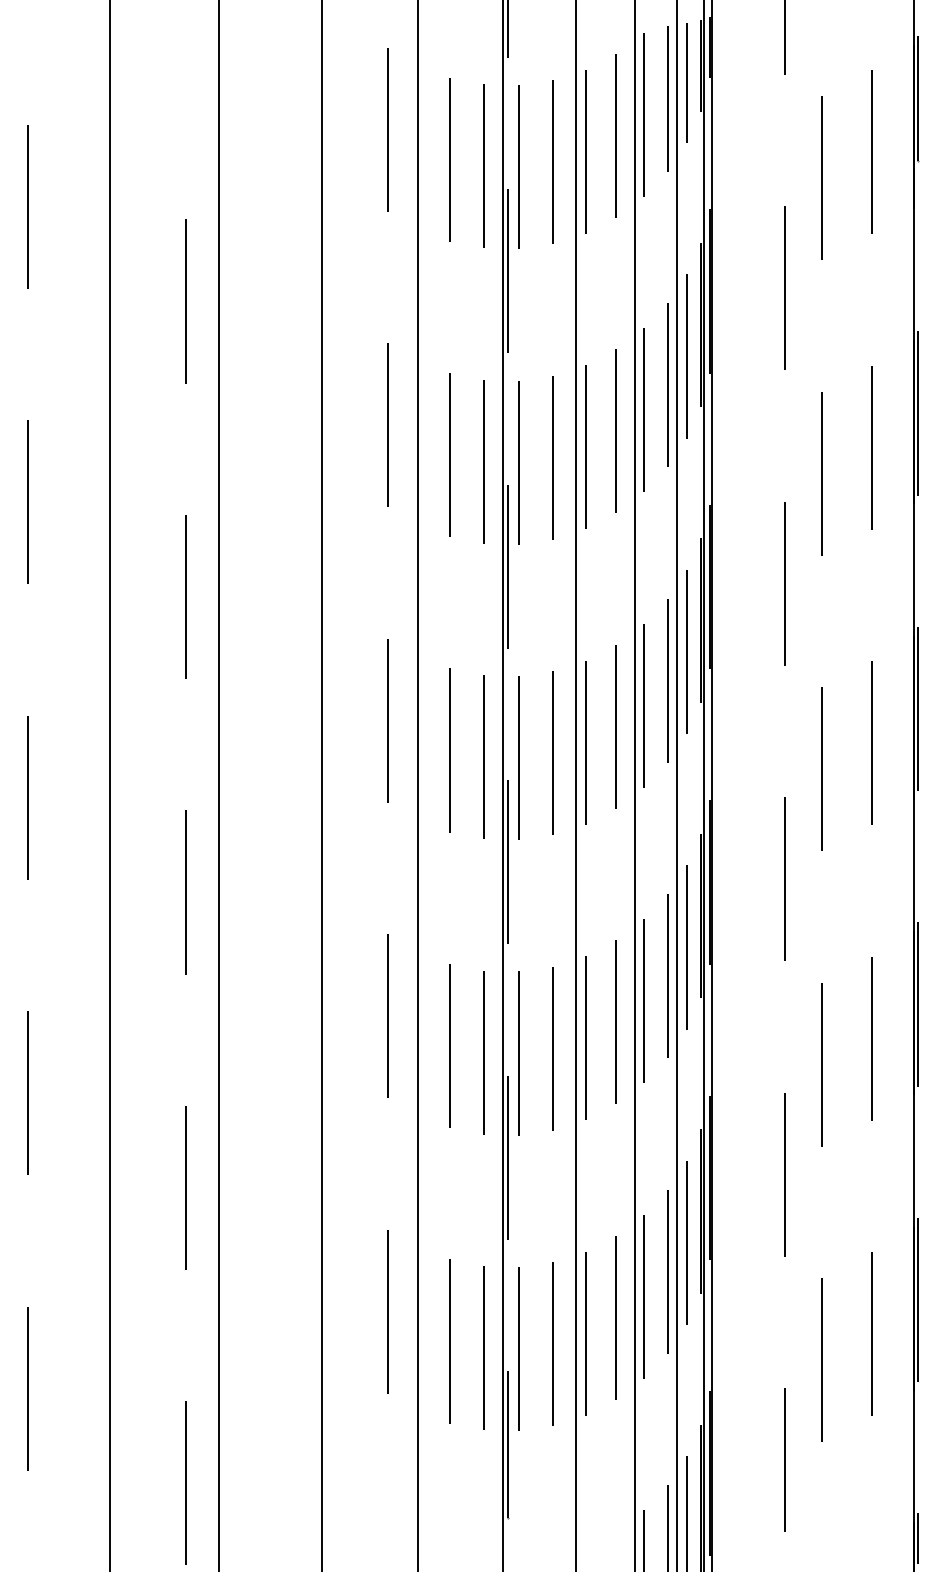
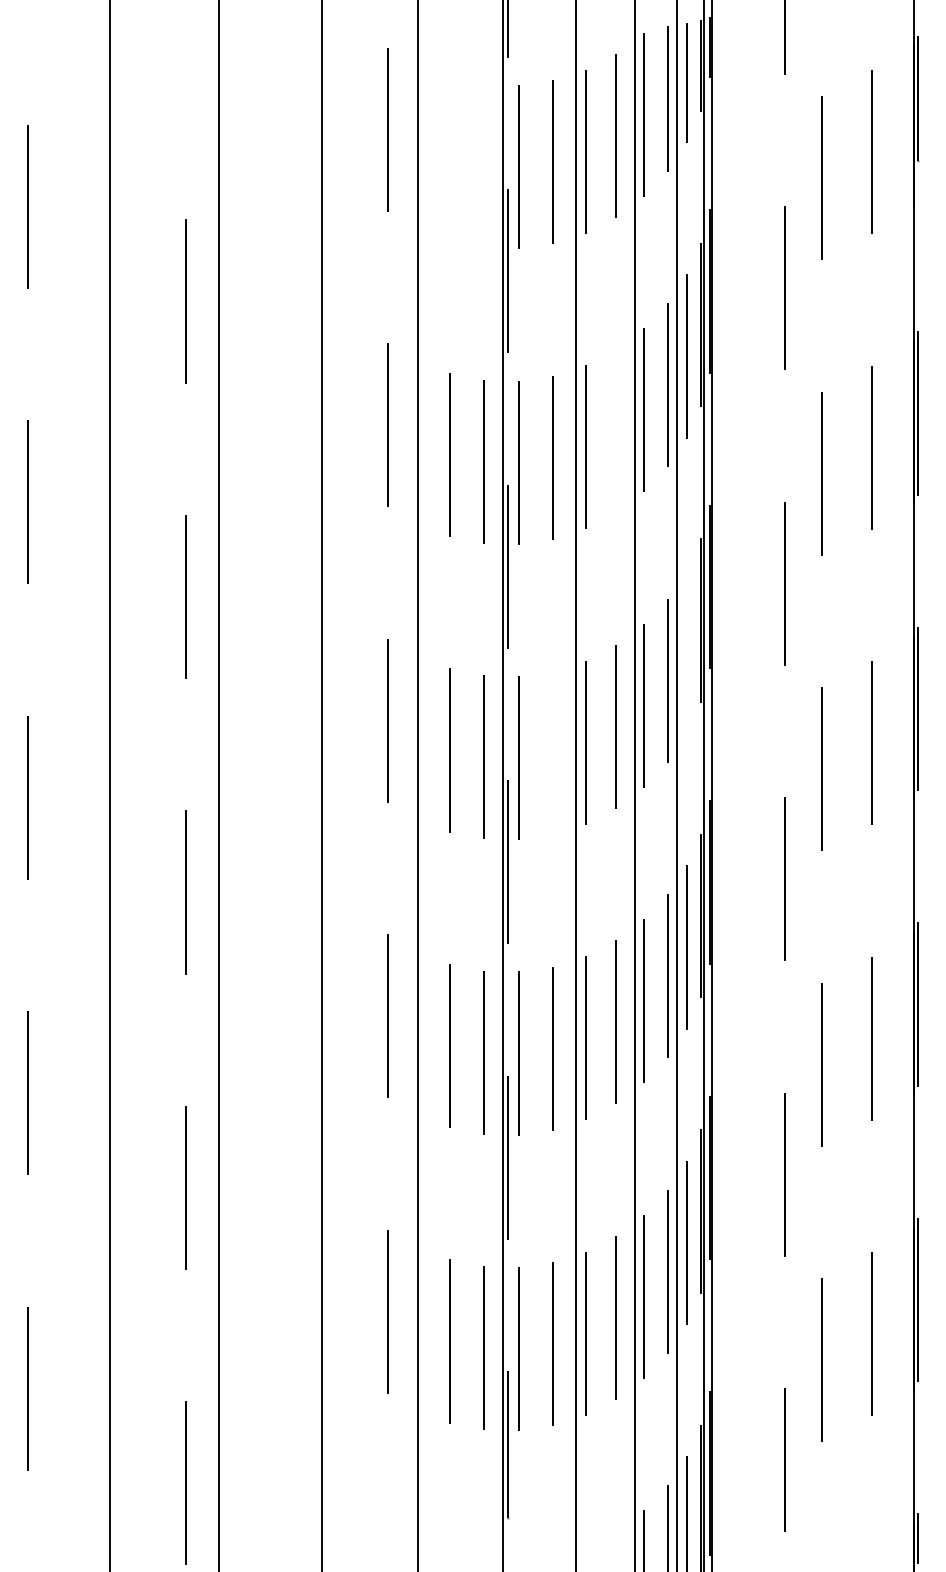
line: present -> none (450, 159)
line: present -> none (484, 166)
line: present -> none (615, 430)
line: present -> none (686, 651)
line: present -> none (552, 753)
